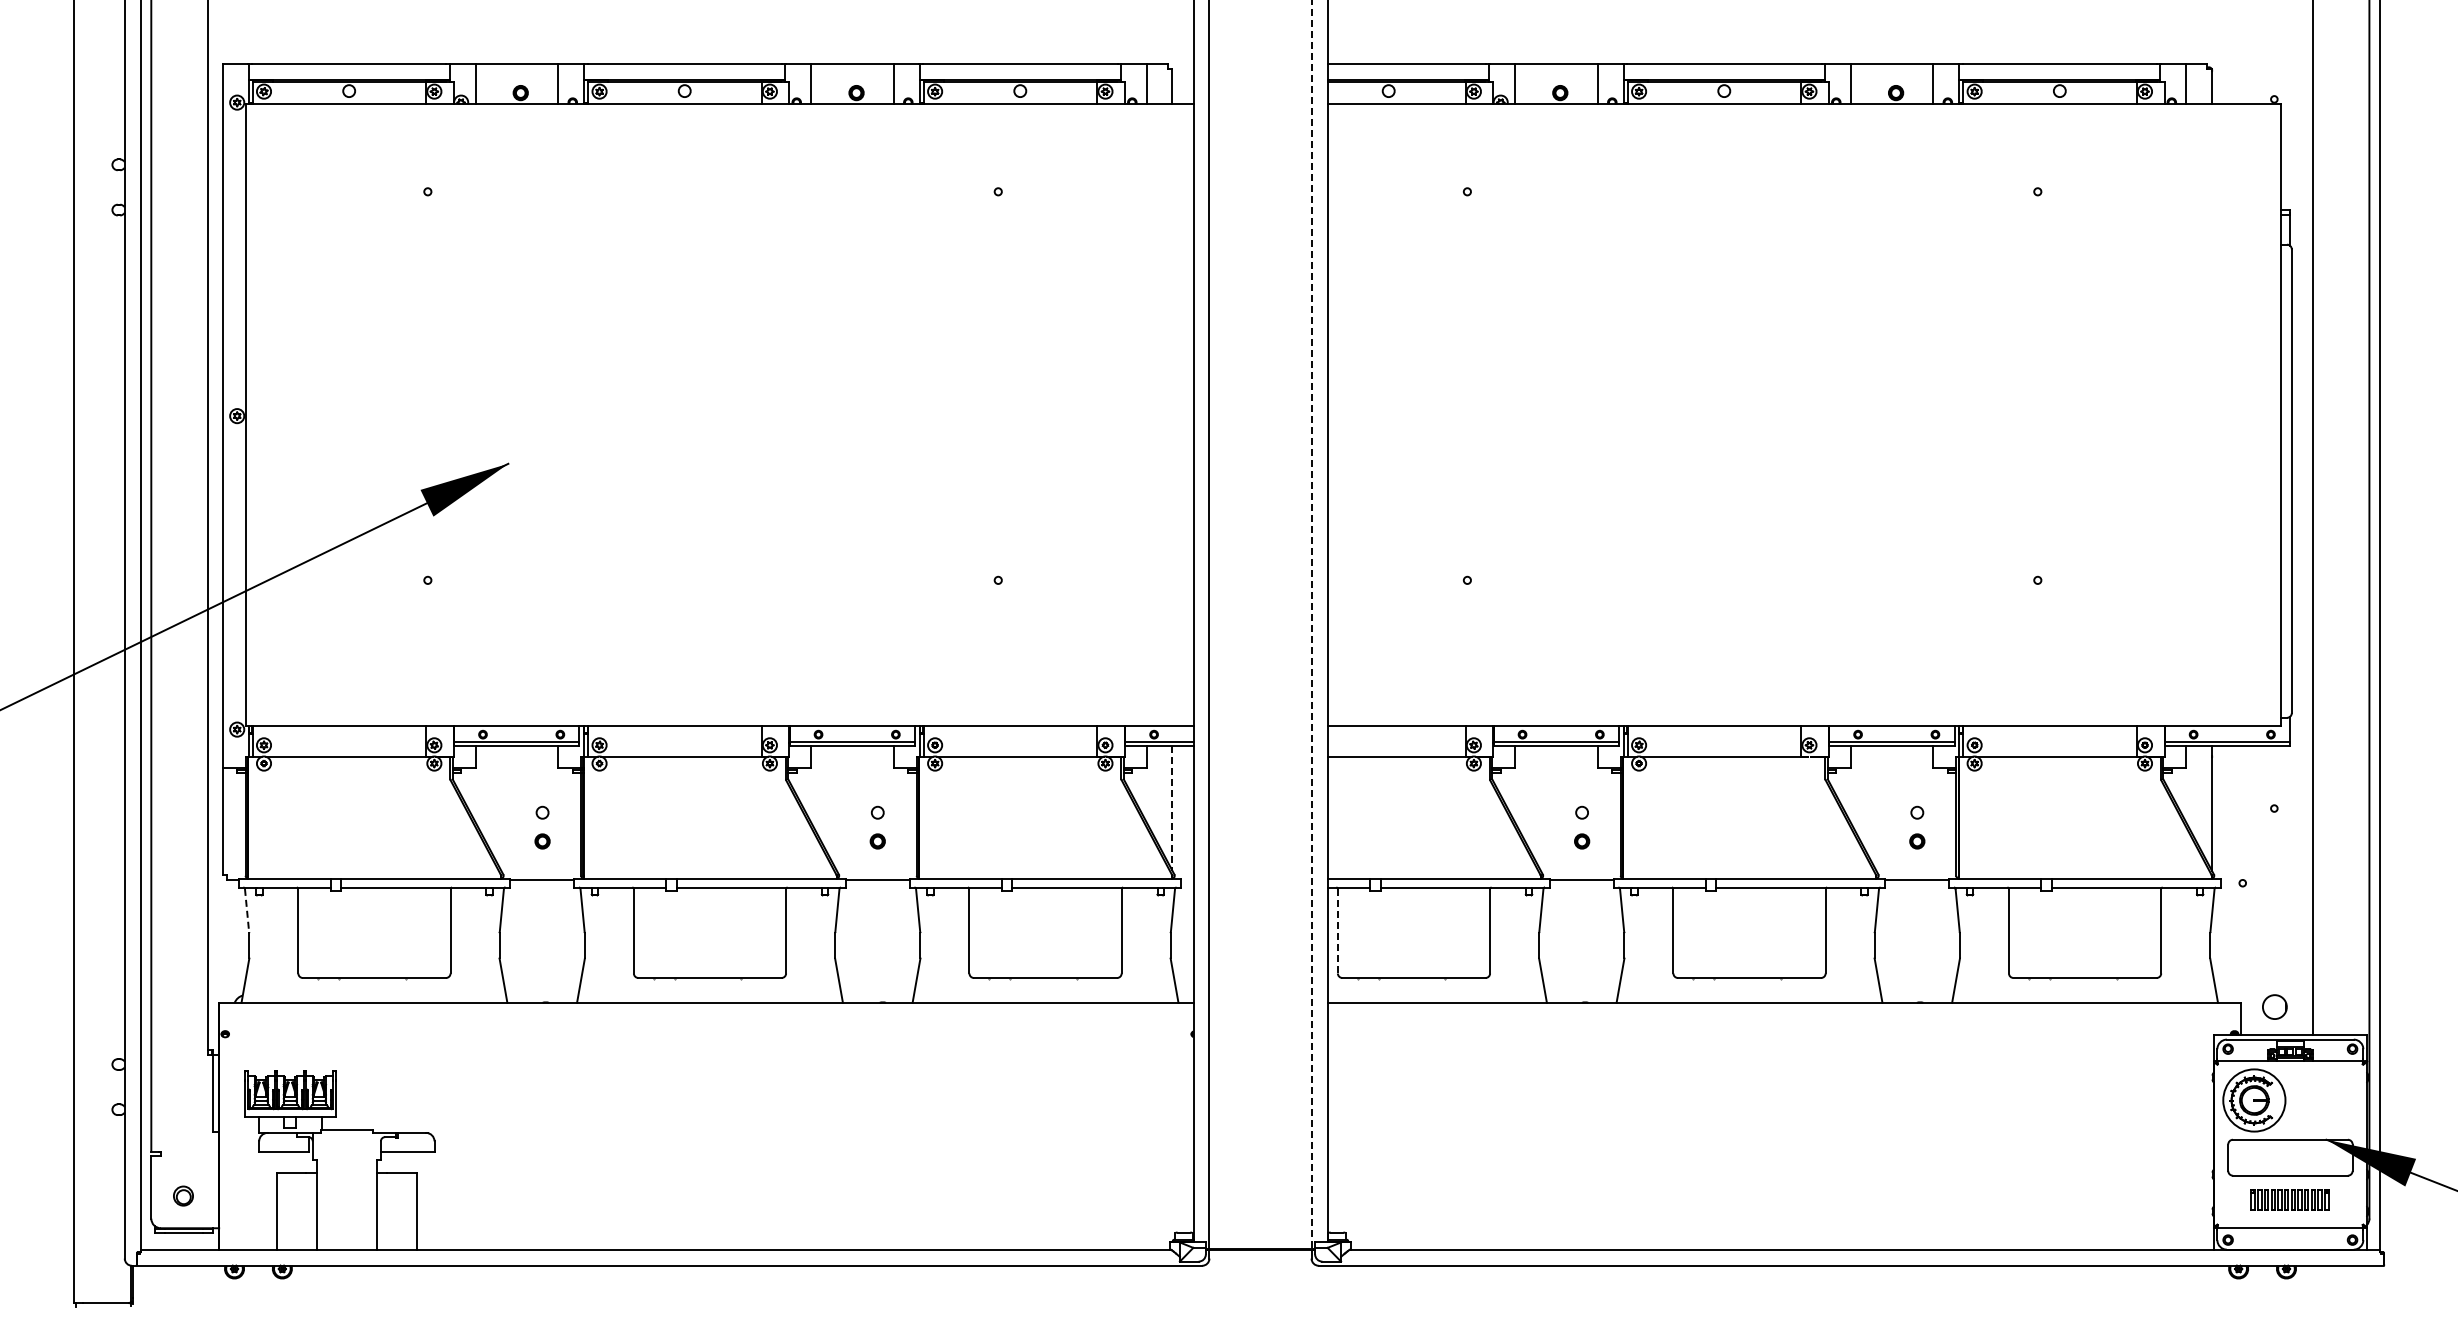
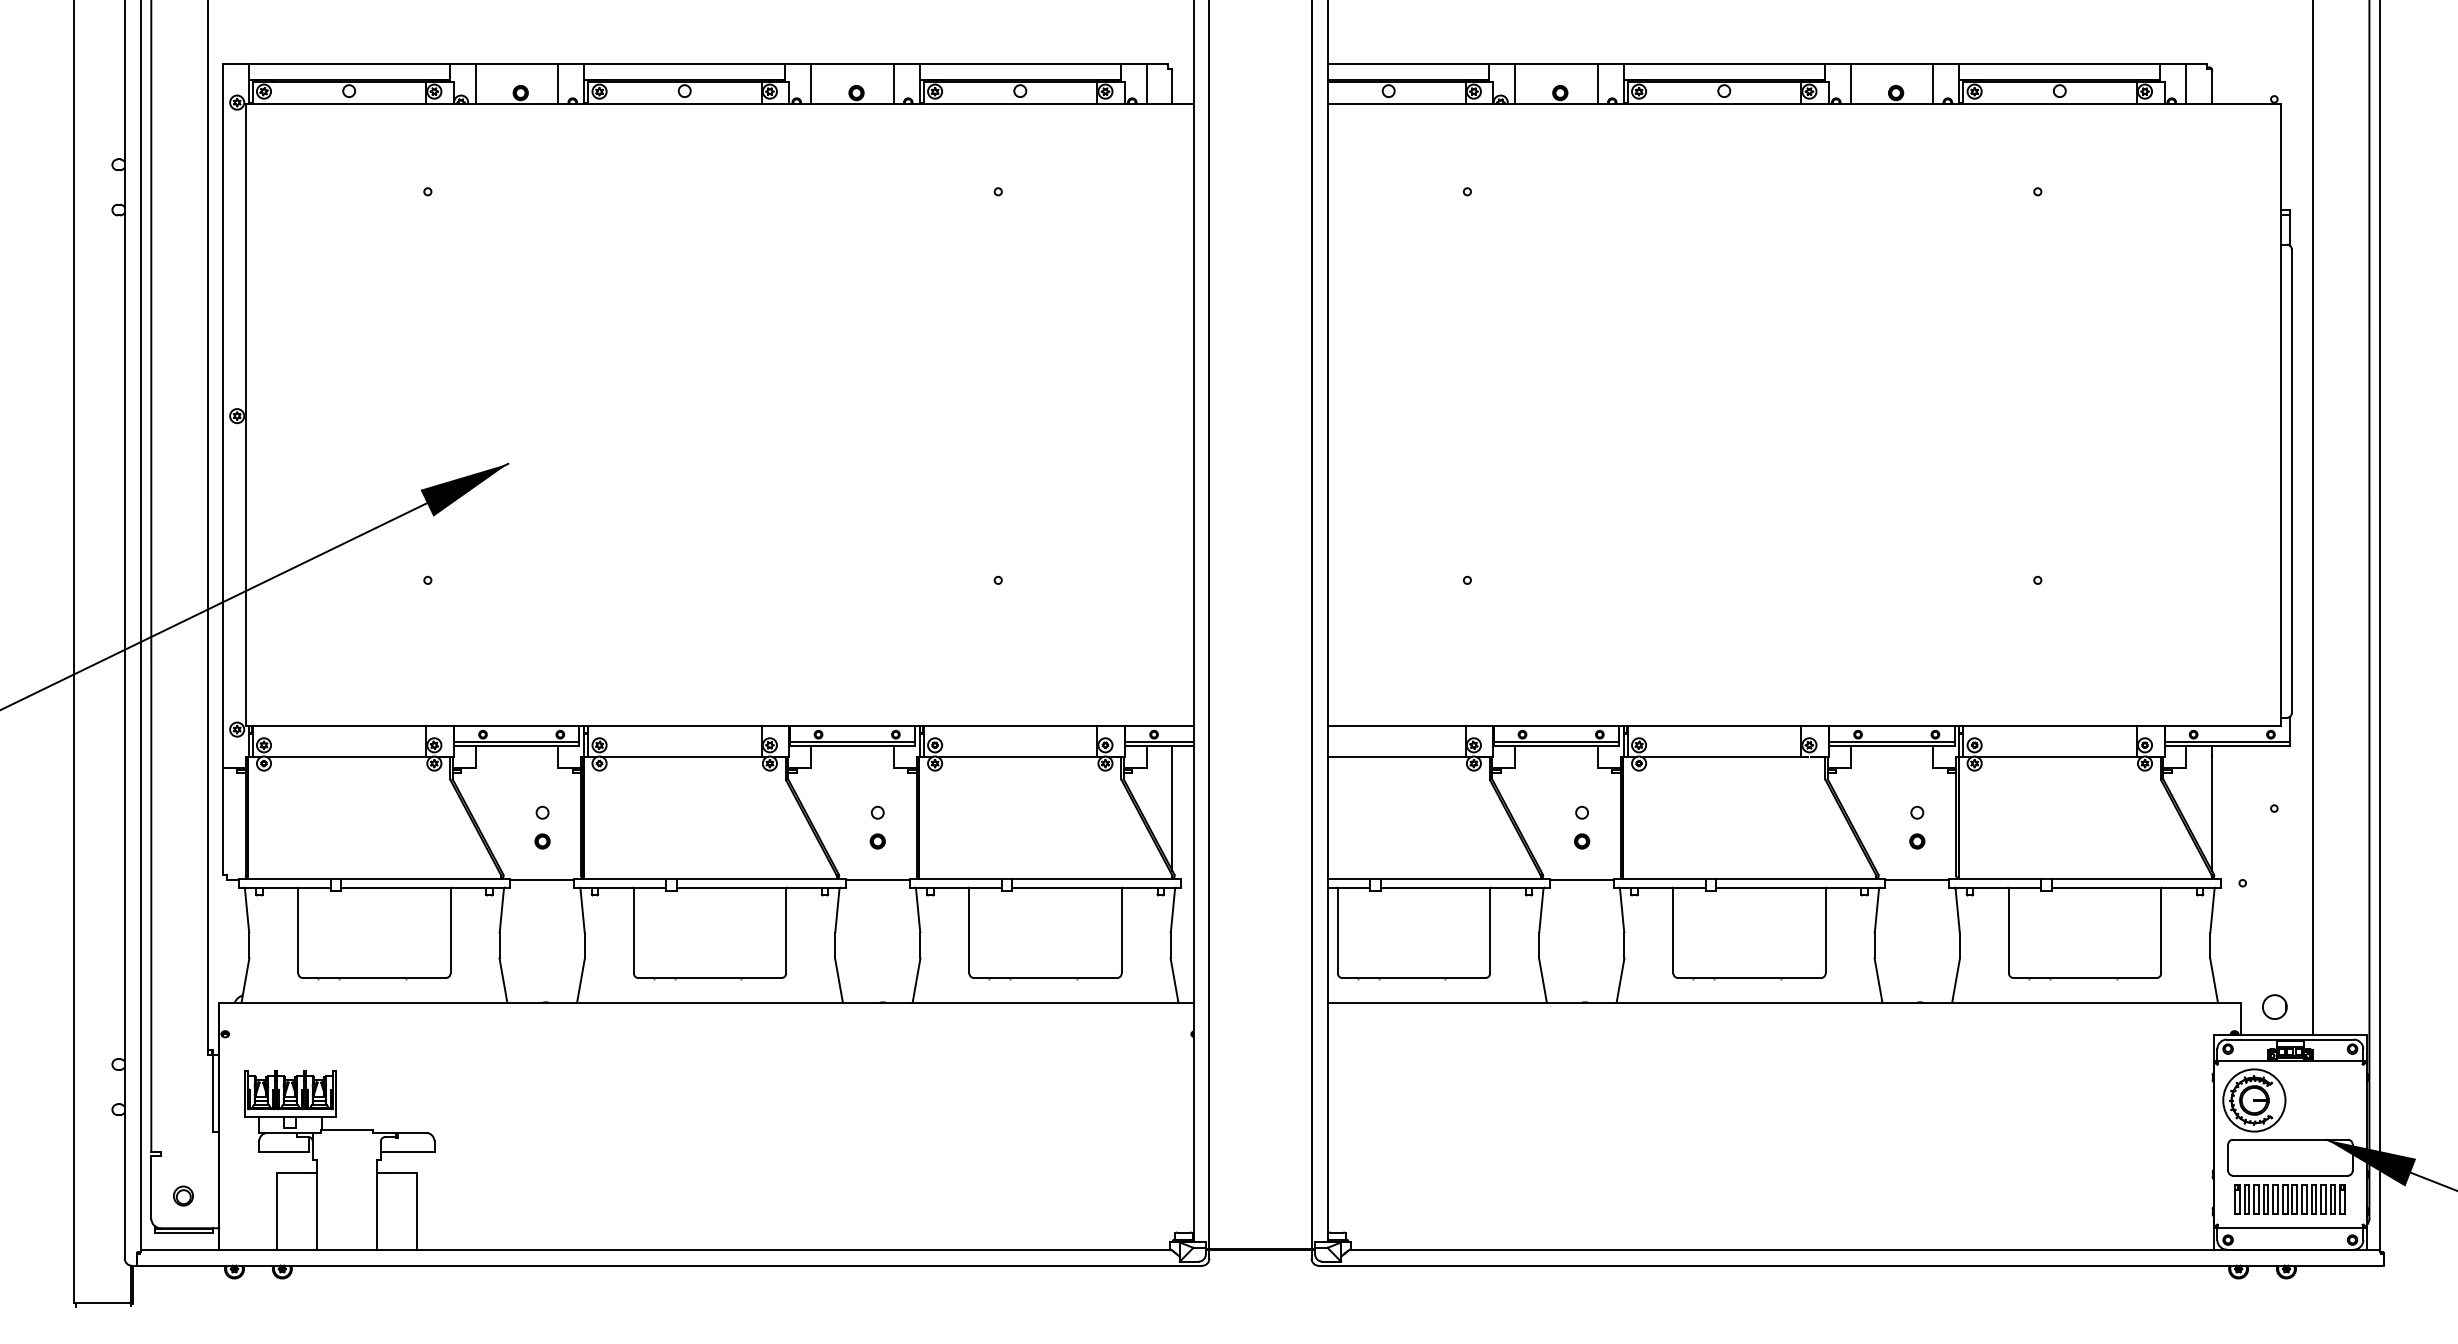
line: dashed -> solid (1311, 624)
line: dashed -> solid (1172, 808)
line: dashed -> solid (247, 910)
line: dashed -> solid (1337, 931)
part size: 80x22 px -> 112x31 px (2289, 1199)
